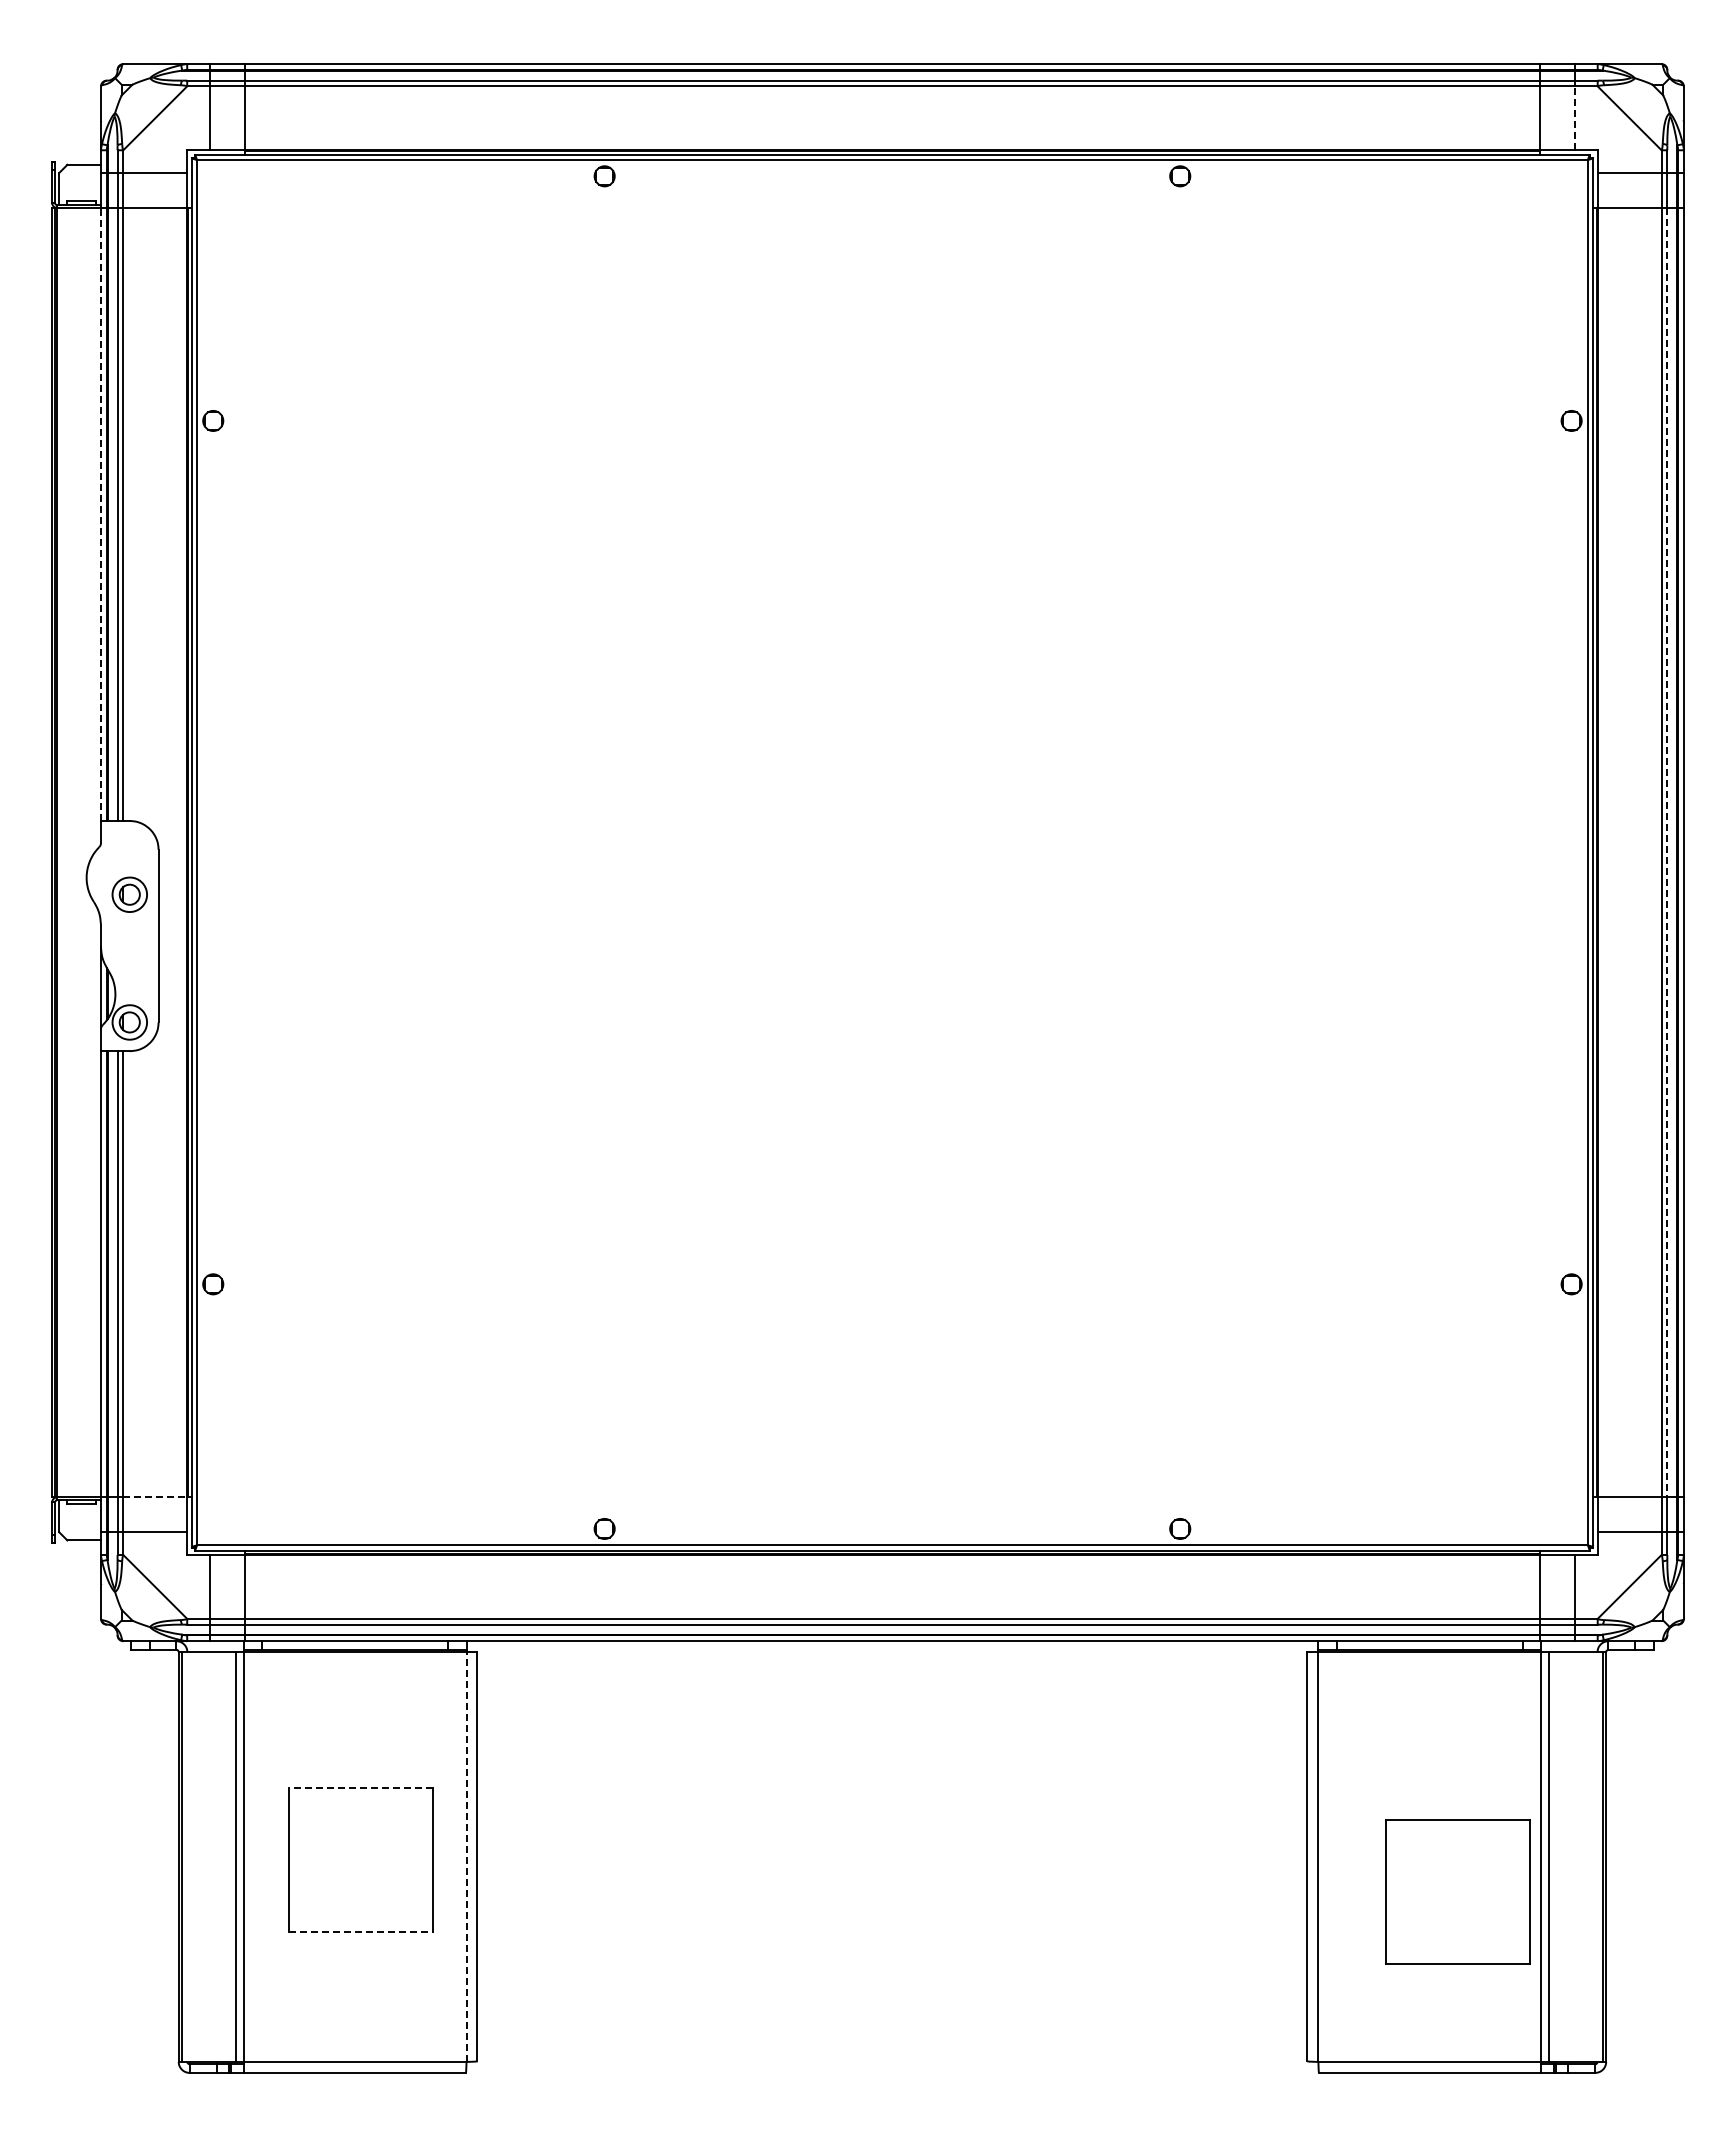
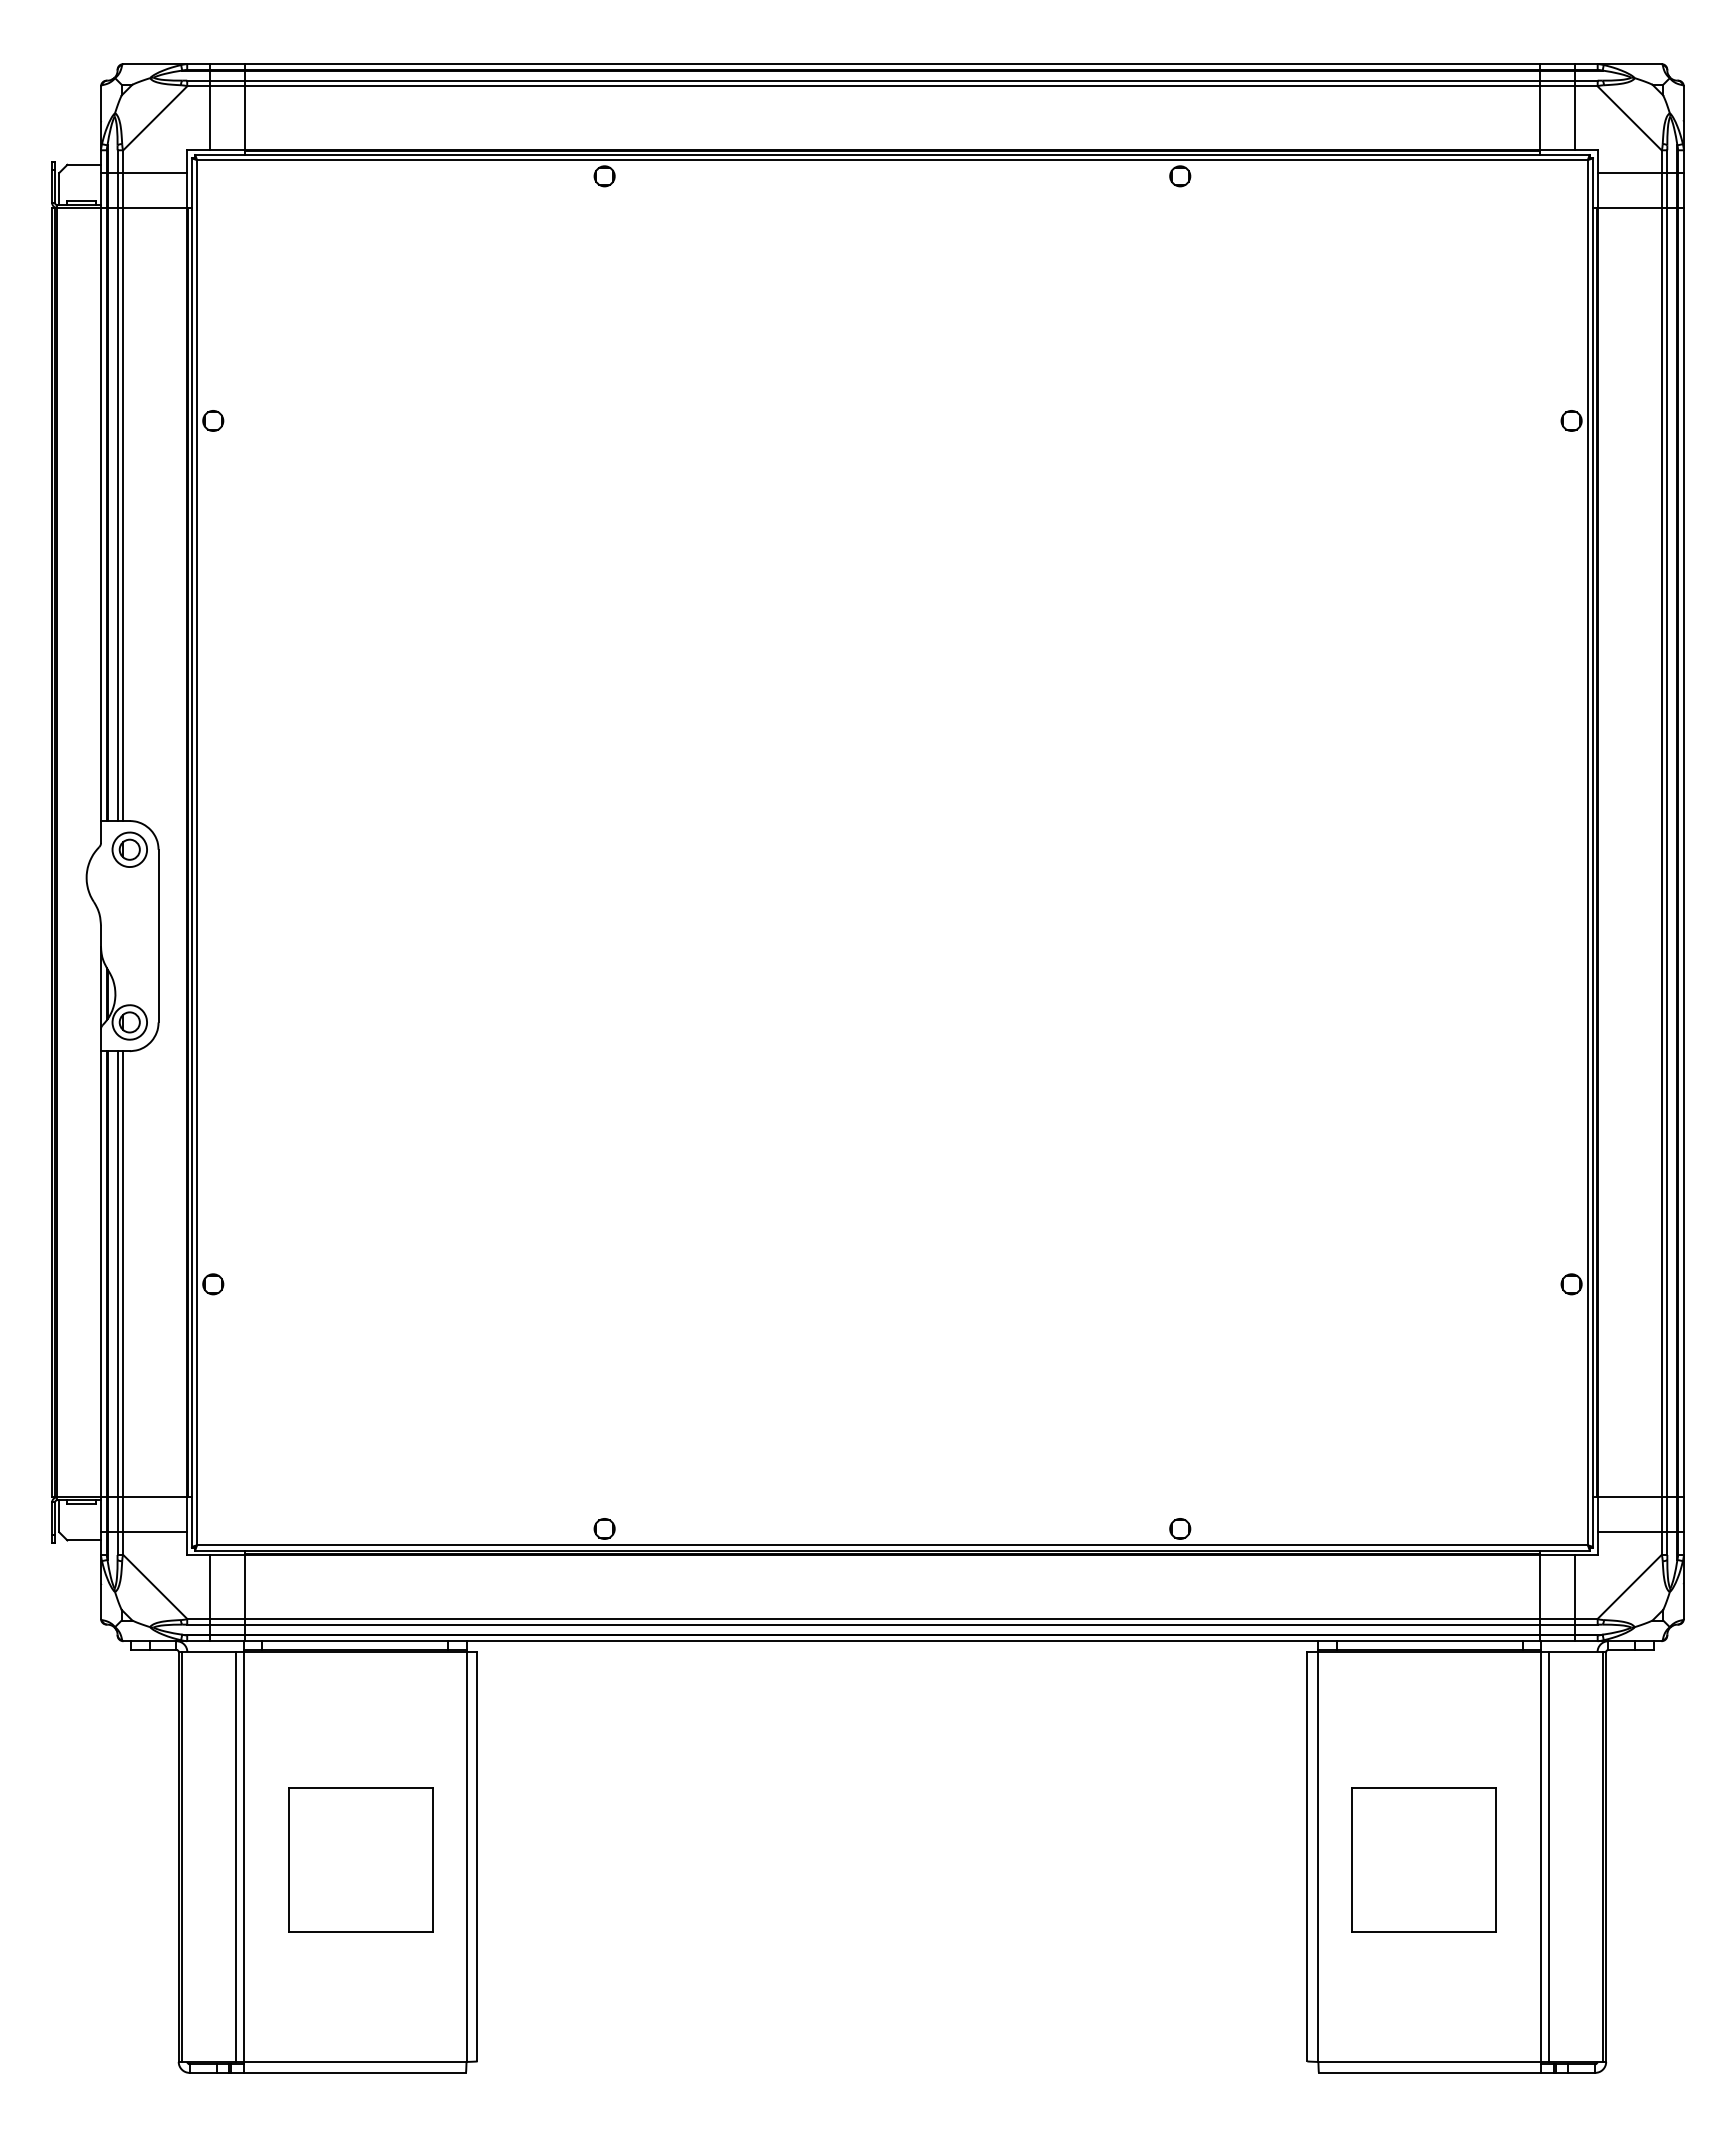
line: dashed -> solid (1574, 117)
line: dashed -> solid (101, 513)
line: dashed -> solid (1667, 852)
part position: (129, 894) -> (129, 849) (129, 849)
line: dashed -> solid (155, 1497)
line: dashed -> solid (360, 1787)
line: dashed -> solid (466, 1857)
part position: (1457, 1891) -> (1423, 1859) (1423, 1859)
line: dashed -> solid (360, 1931)
